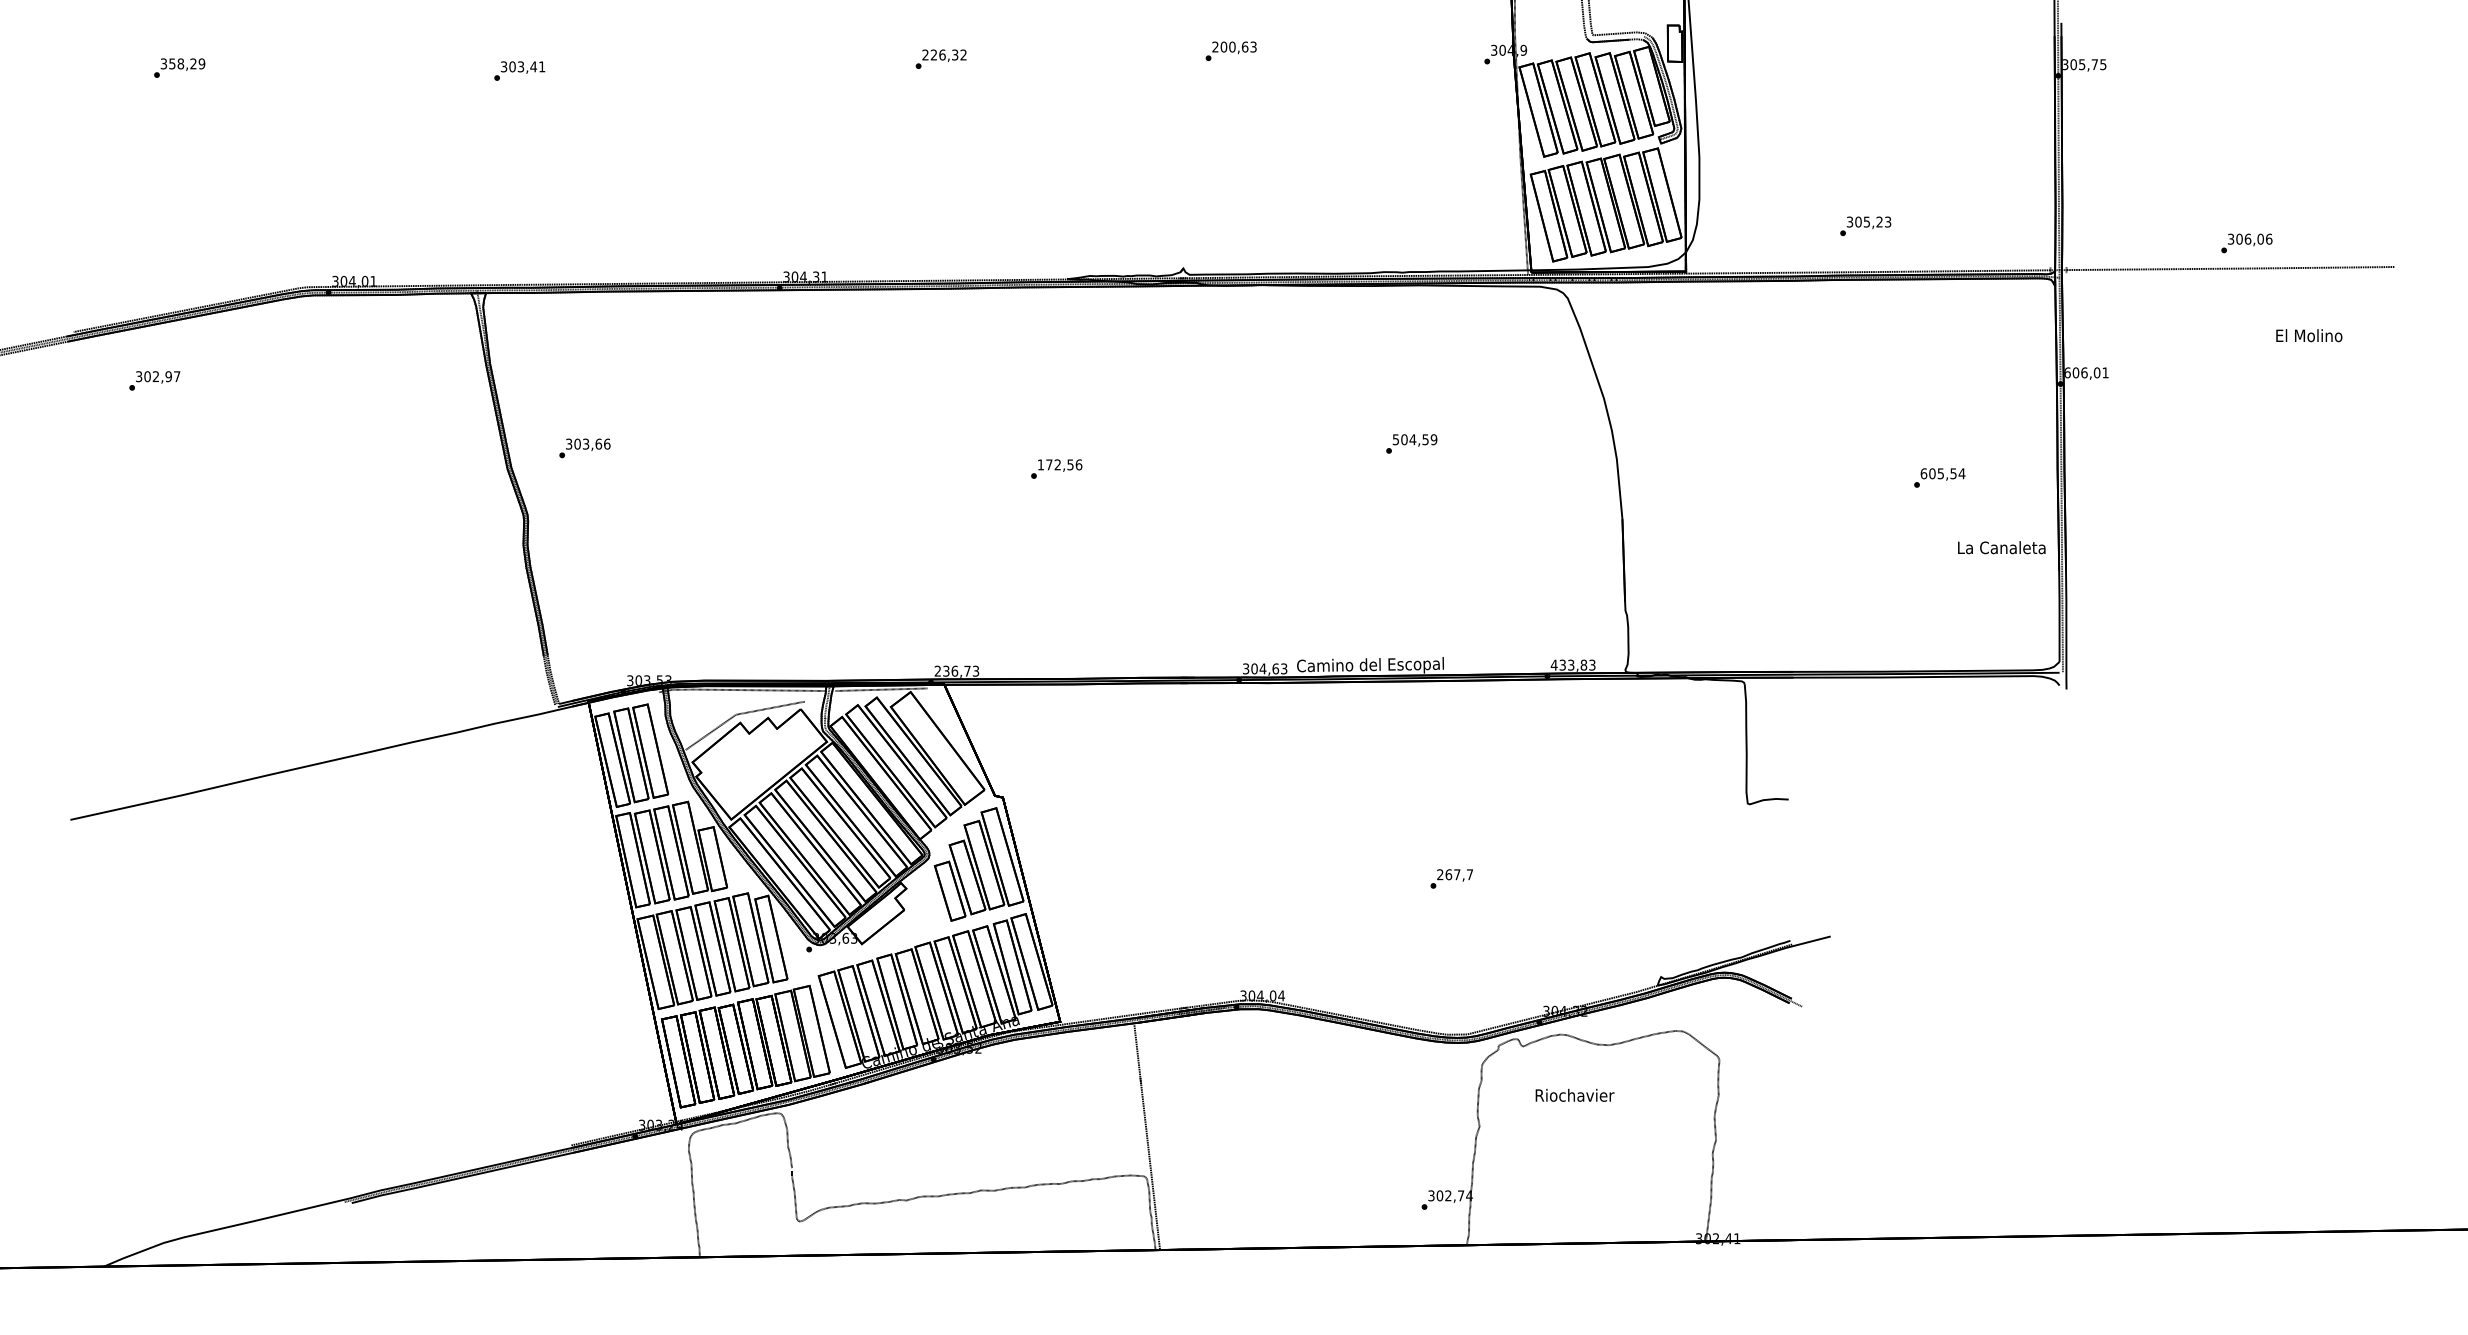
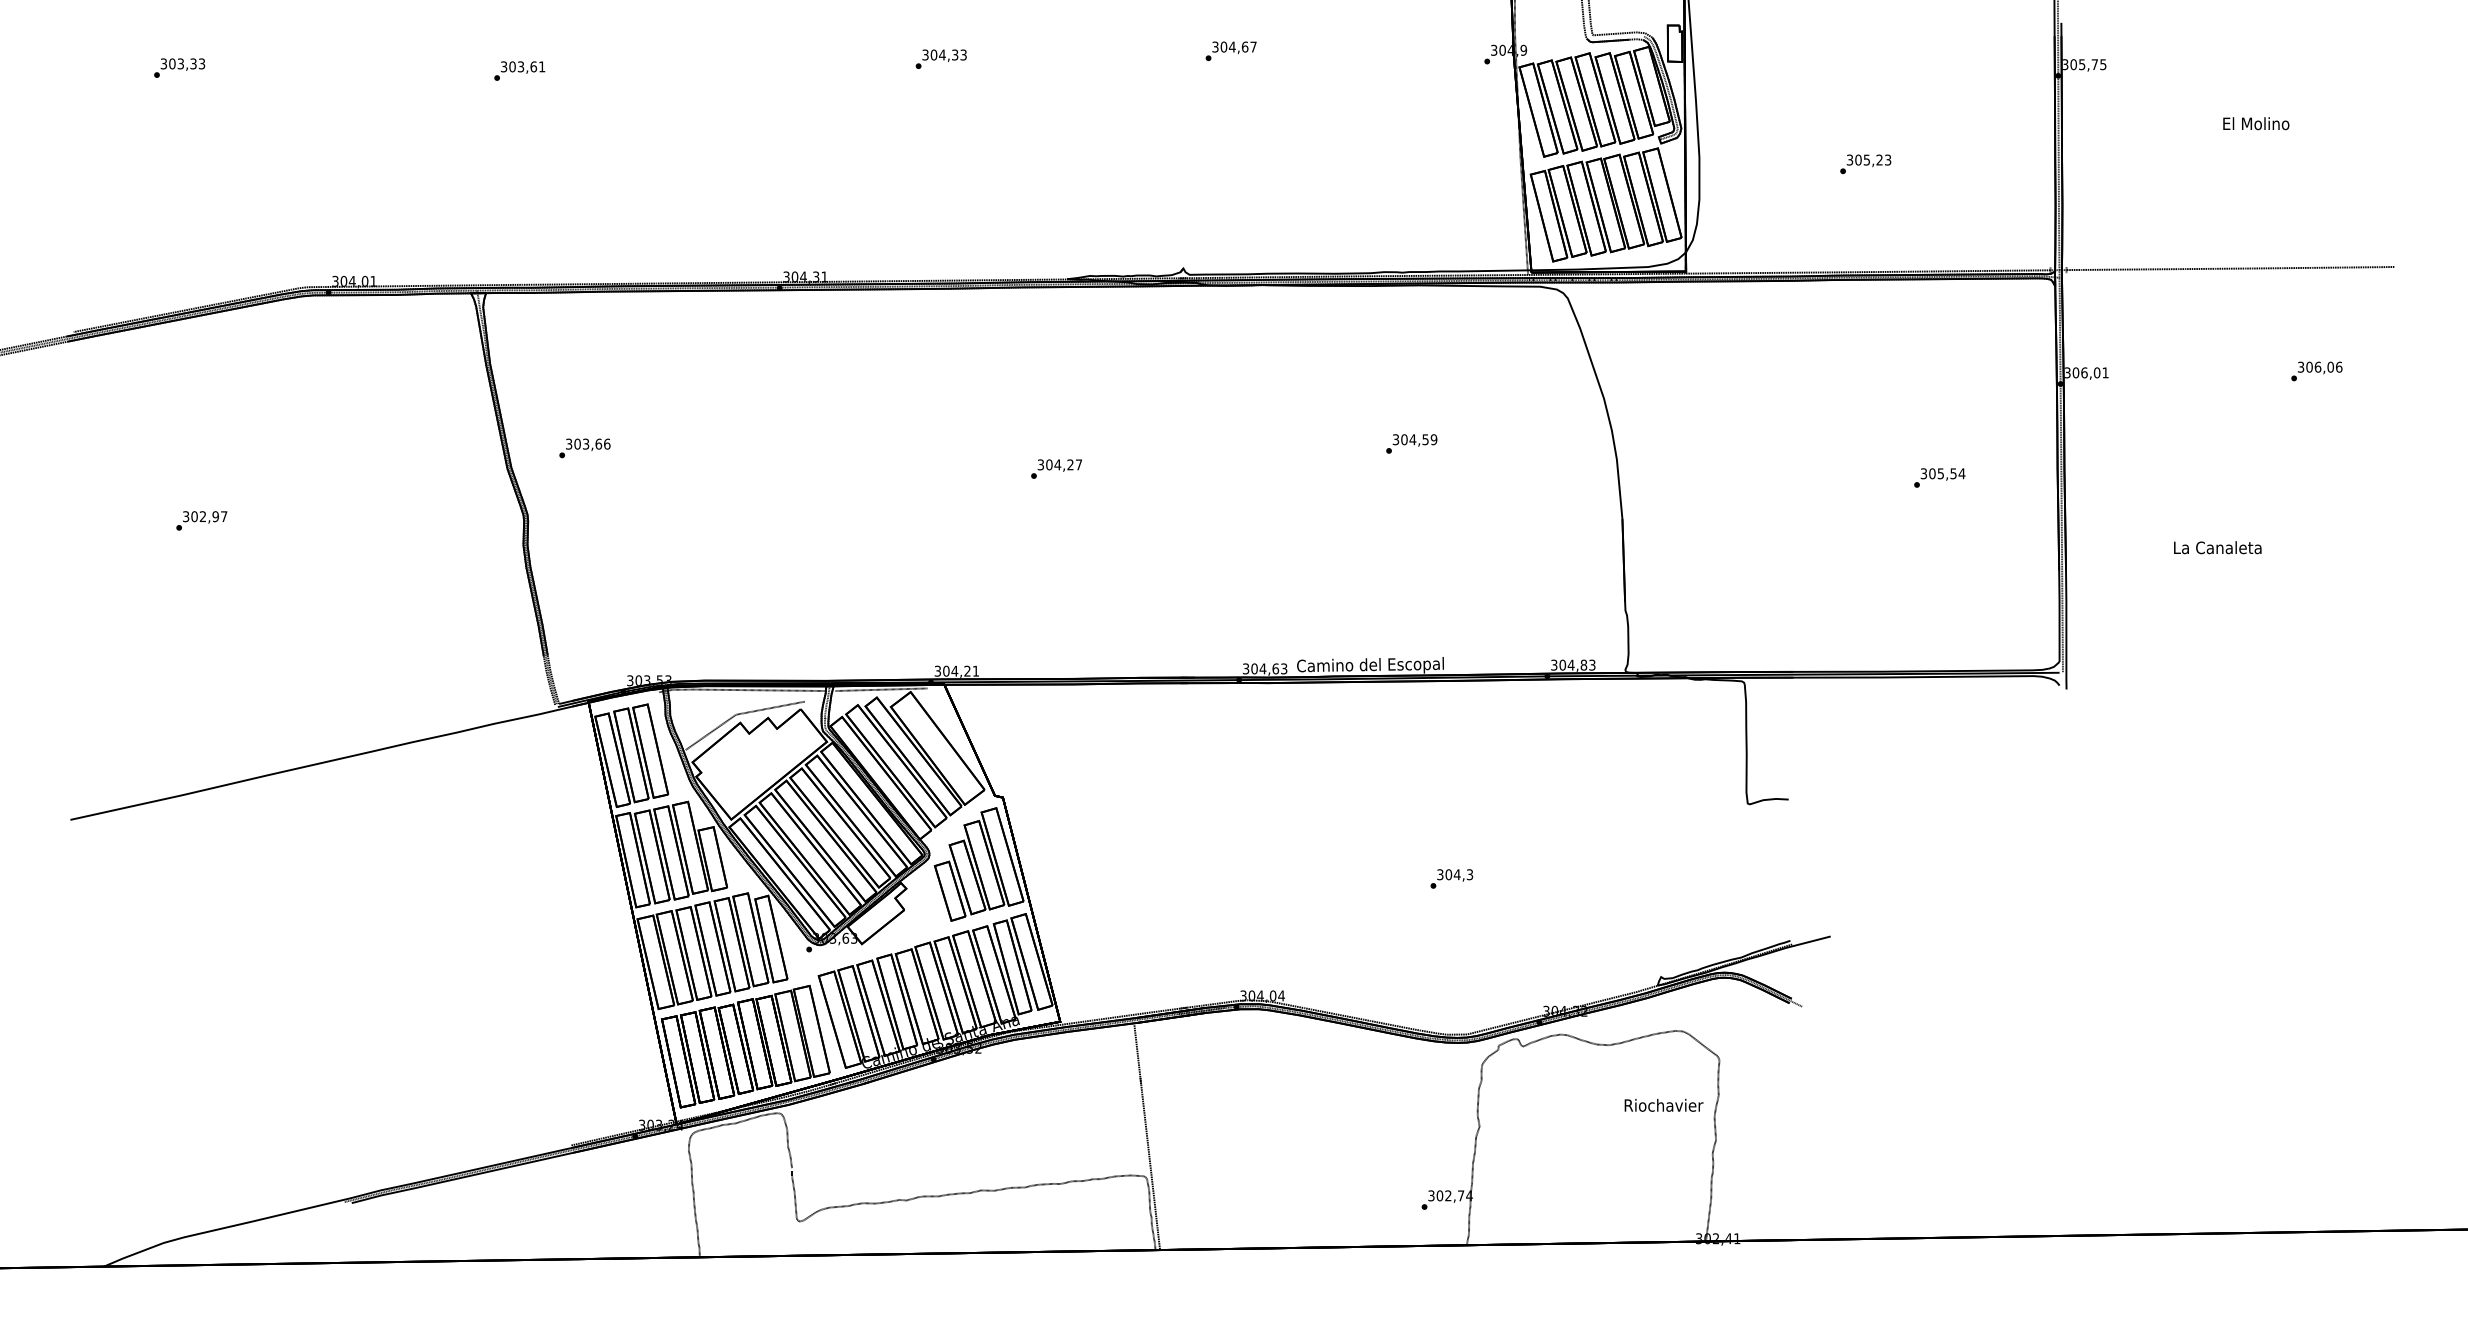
text: 200,63 -> 304,67 (1234, 46)
text: 226,32 -> 304,33 (944, 54)
text: 358,29 -> 303,33 (187, 63)
text: 303,41 -> 303,61 (533, 66)
text position: (1865, 226) -> (1865, 164) (1865, 164)
text position: (2246, 243) -> (2316, 371) (2316, 371)
text position: (2309, 335) -> (2256, 123) (2256, 123)
text: 606,01 -> 306,01 (2067, 372)
text position: (154, 380) -> (201, 520) (201, 520)
text: 504,59 -> 304,59 (1396, 439)
text: 172,56 -> 304,27 (1059, 464)
text: 605,54 -> 305,54 (1923, 473)
text position: (2001, 547) -> (2217, 547) (2217, 547)
text: 433,83 -> 304,83 (1562, 664)
text: 236,73 -> 304,21 (956, 670)
text: 267,7 -> 304,3 (1455, 874)
text position: (1574, 1094) -> (1663, 1104) (1663, 1104)
